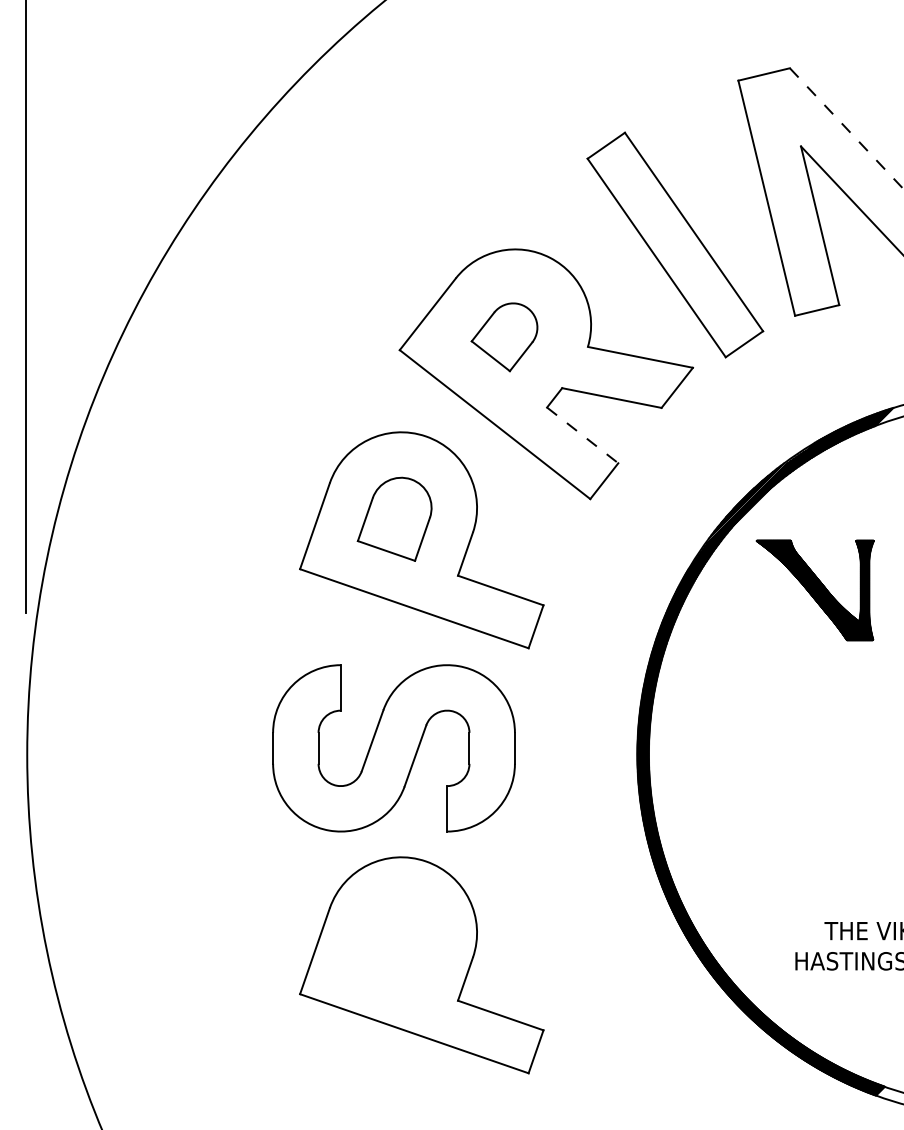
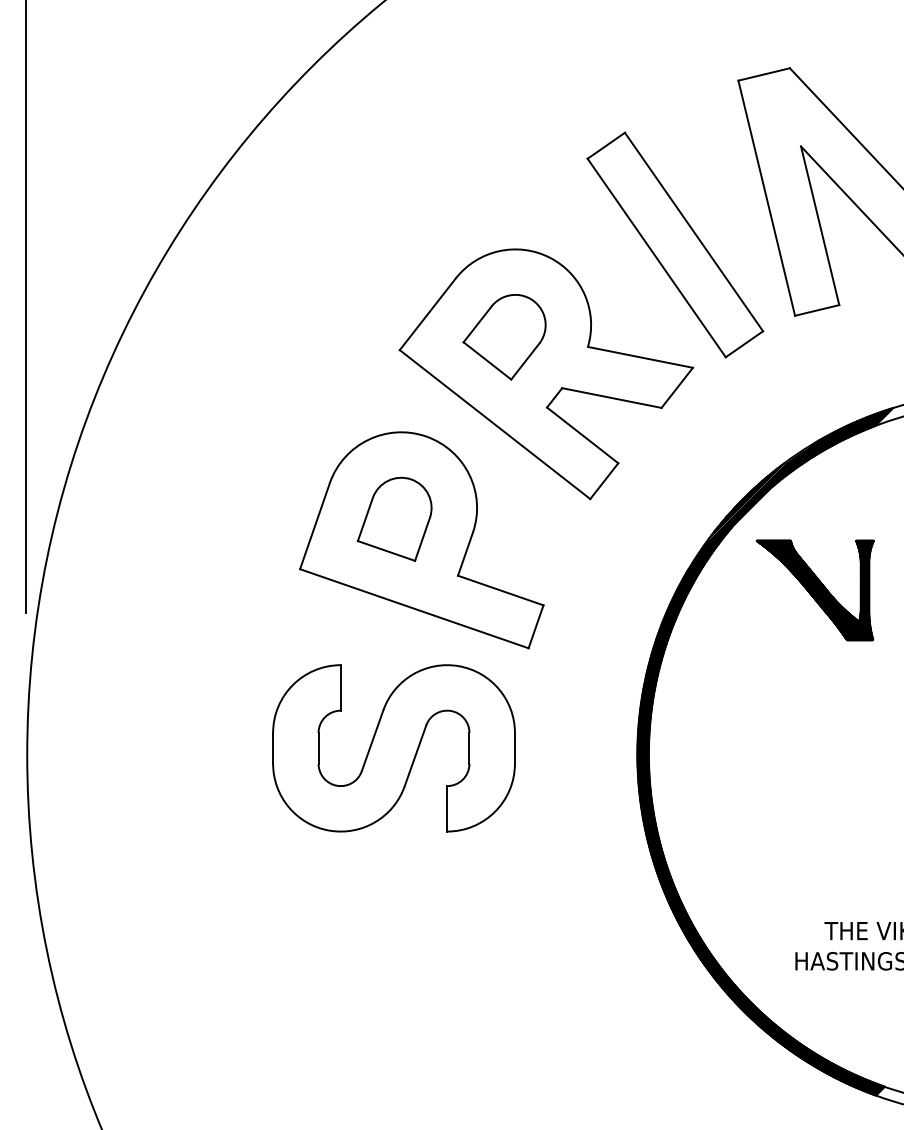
line: dashed -> solid (846, 128)
part size: 69x71 px -> 85x87 px (504, 337)
line: dashed -> solid (583, 435)
part: present -> none (421, 965)
